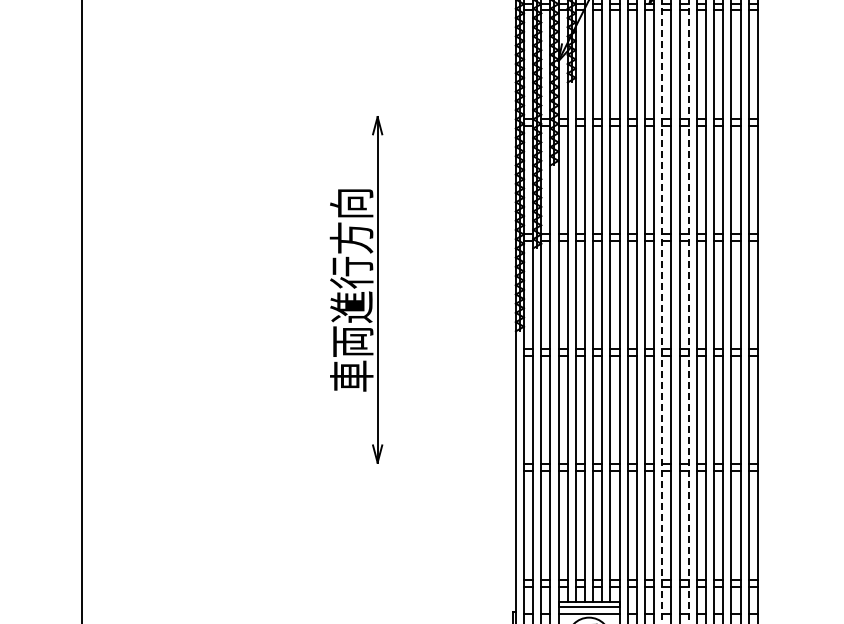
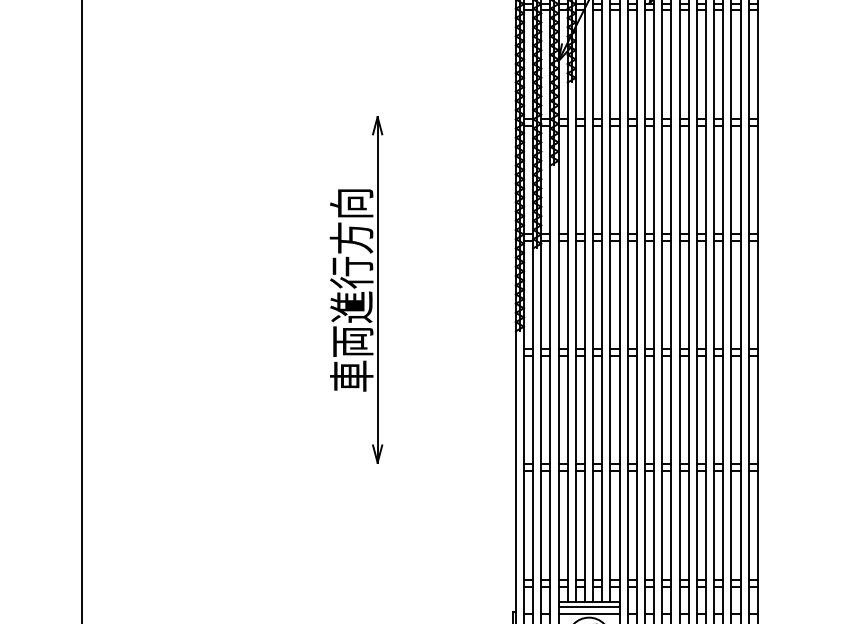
line: dashed -> solid (662, 311)
line: dashed -> solid (688, 311)
